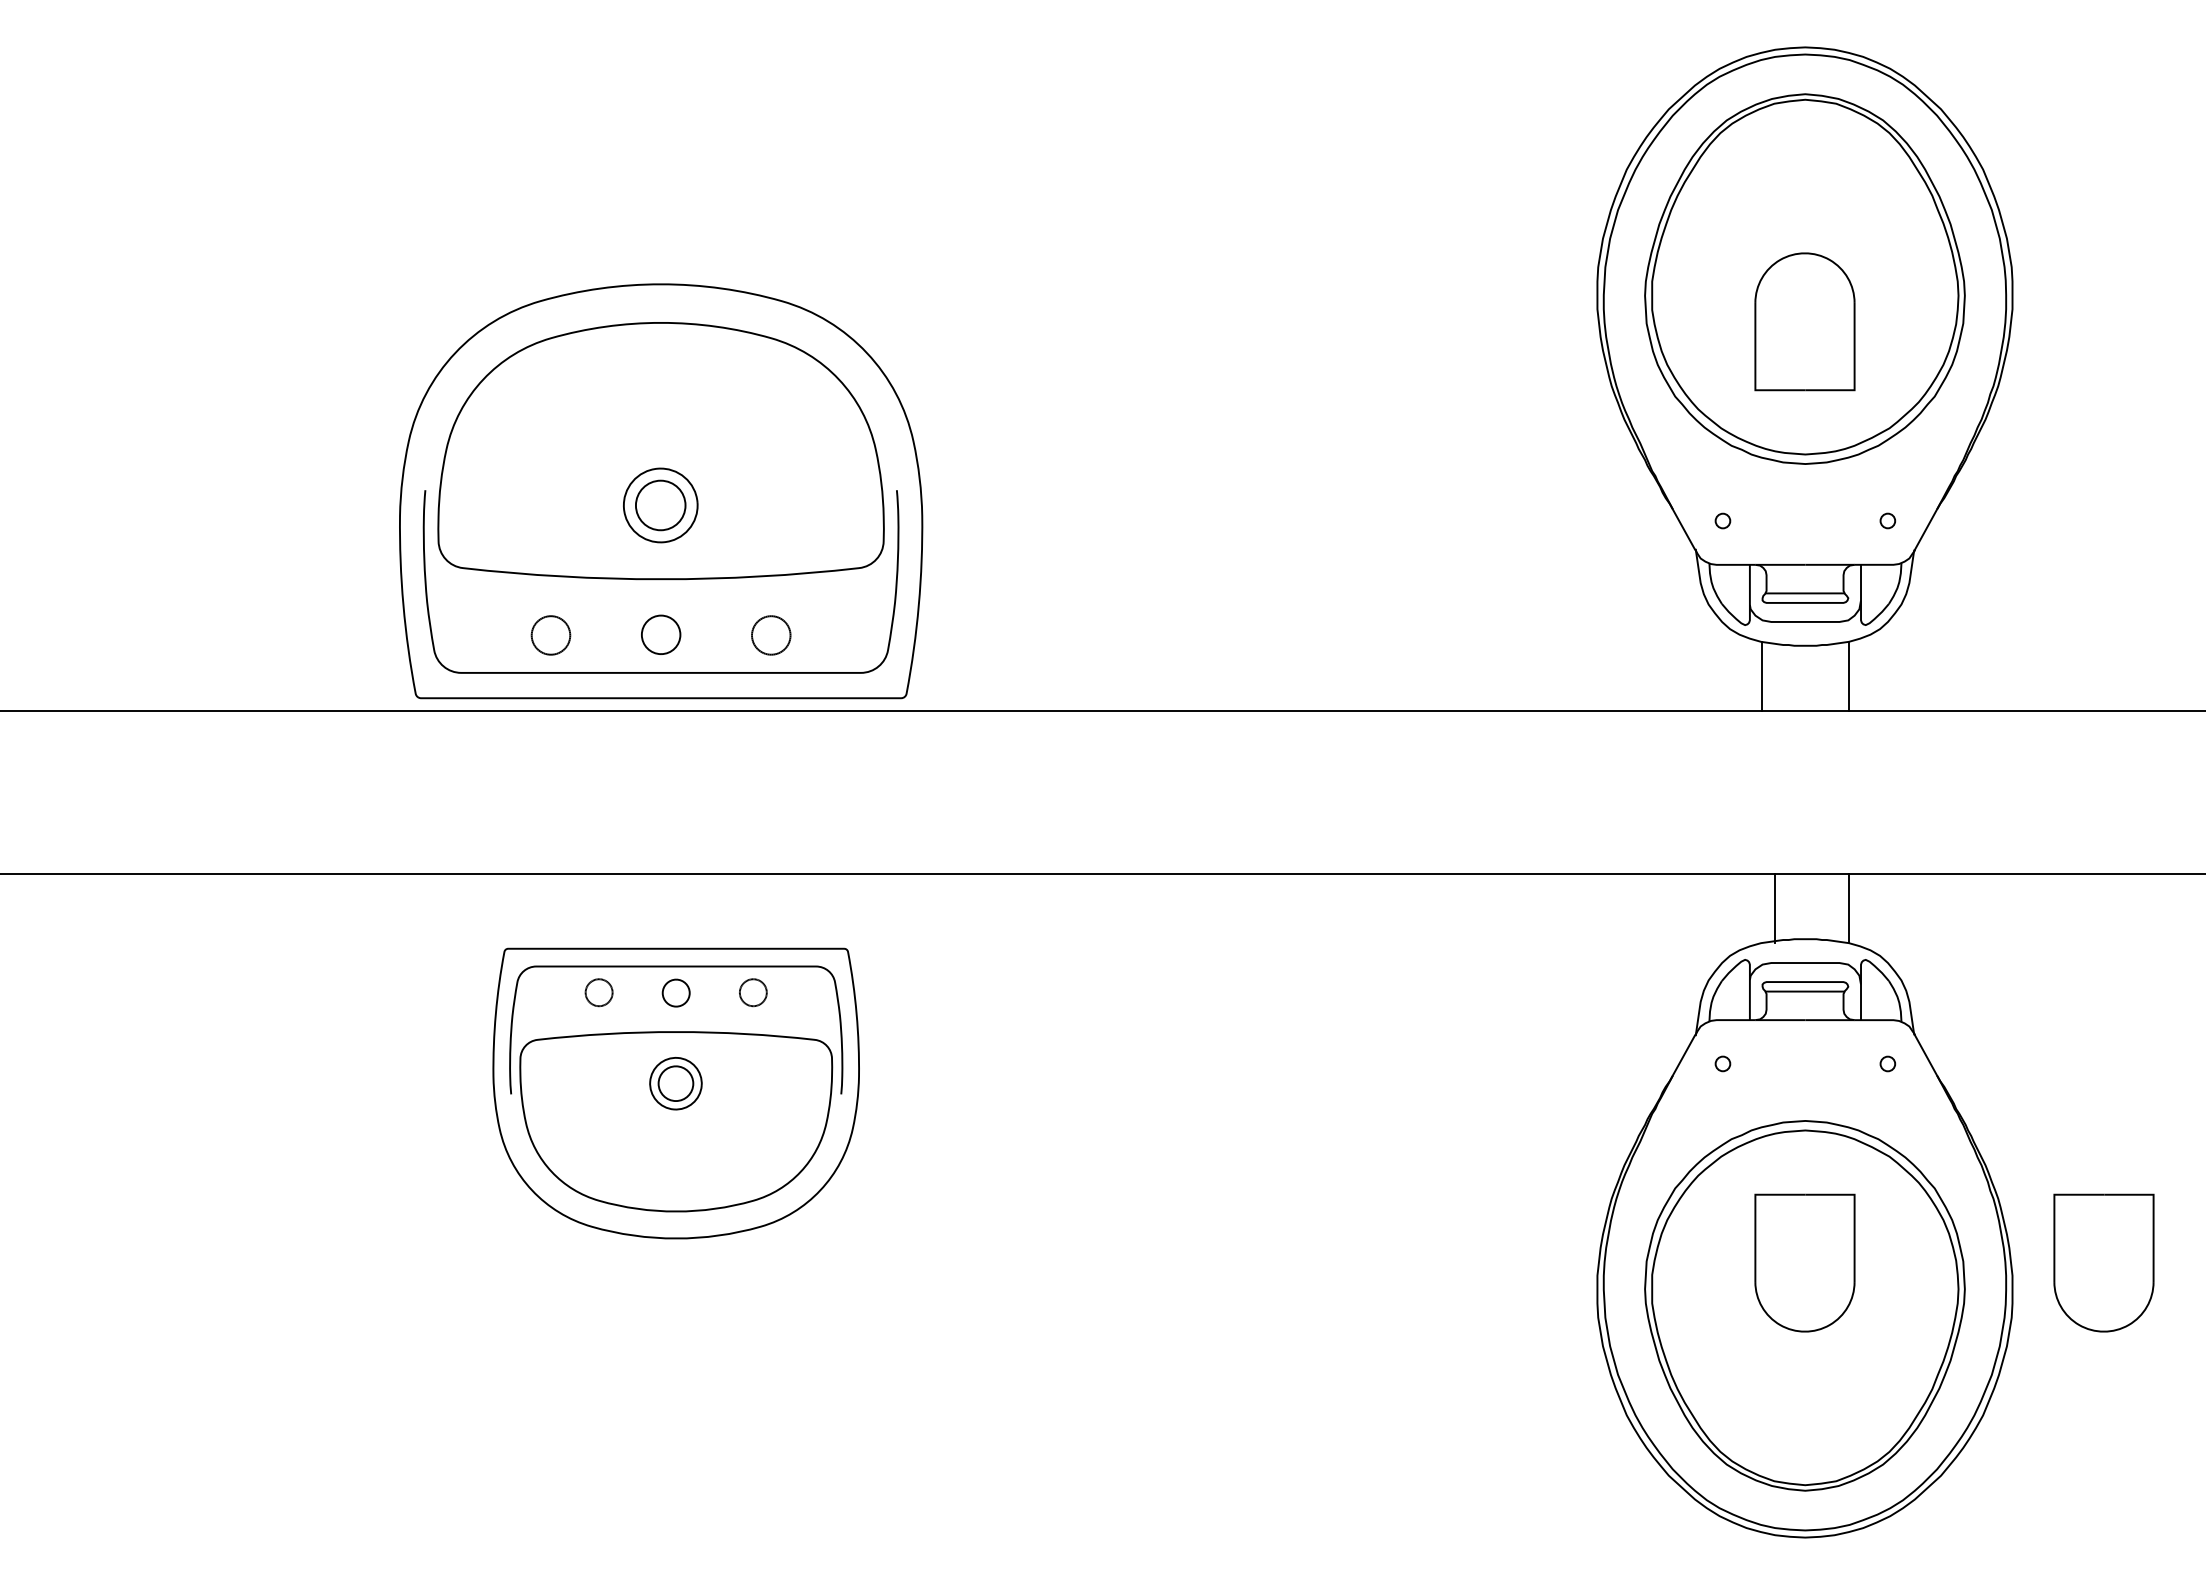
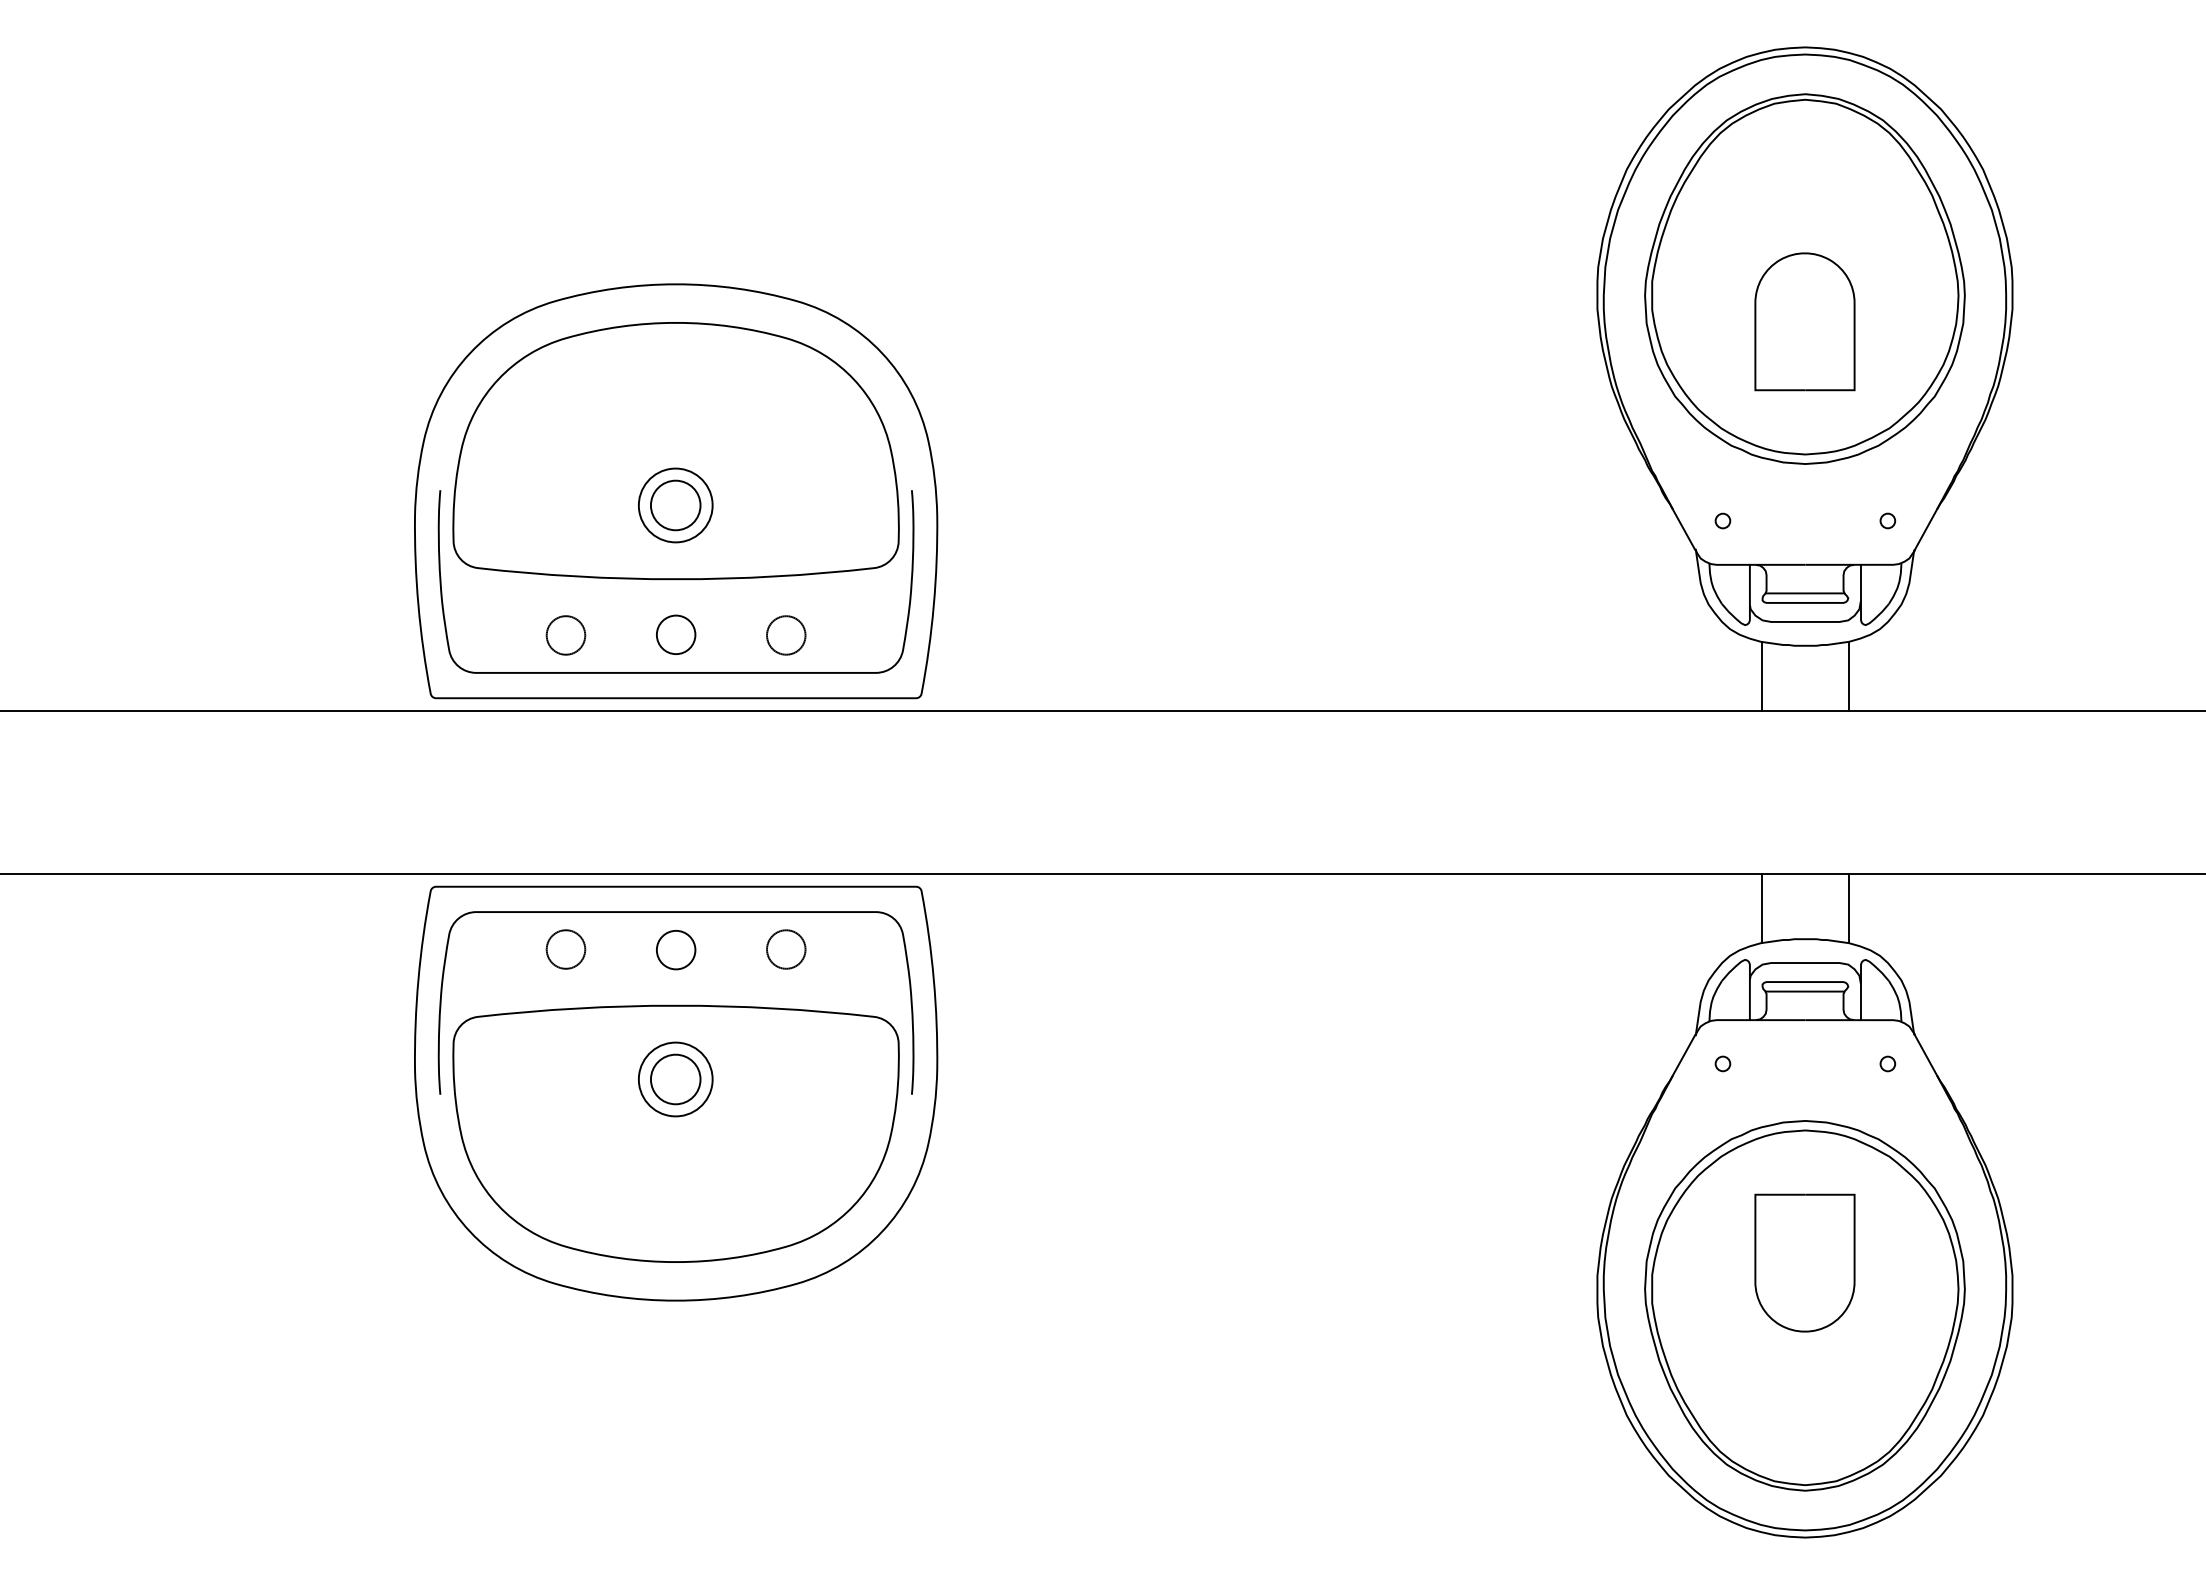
part position: (661, 491) -> (676, 491) (676, 491)
line position: (1774, 908) -> (1761, 908) (1761, 908)
part size: 368x293 px -> 525x417 px (676, 1093)
part: present -> none (2103, 1262)
